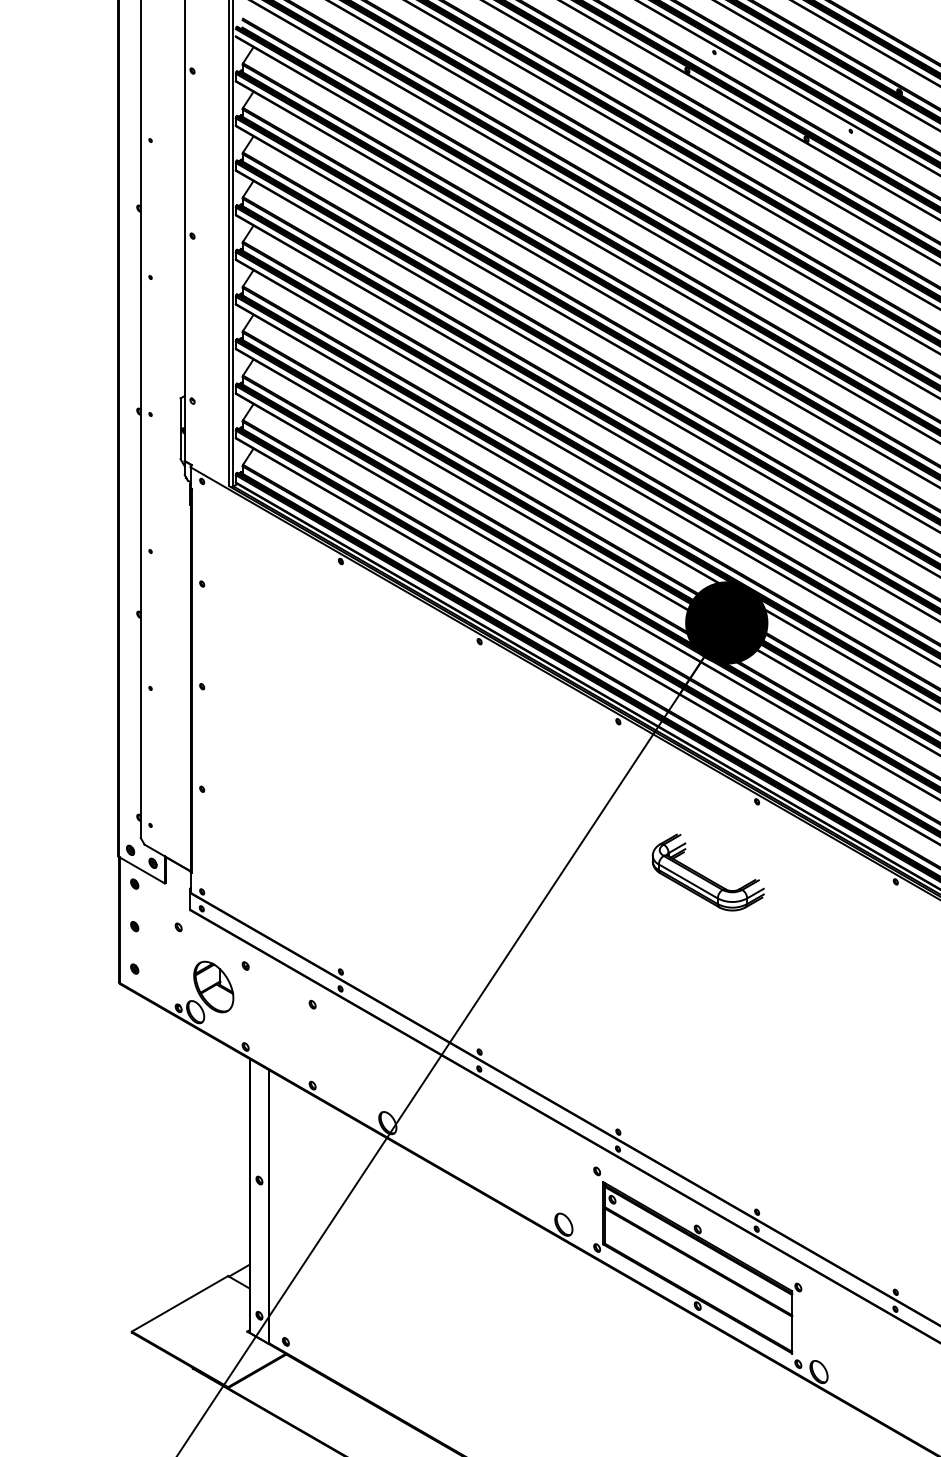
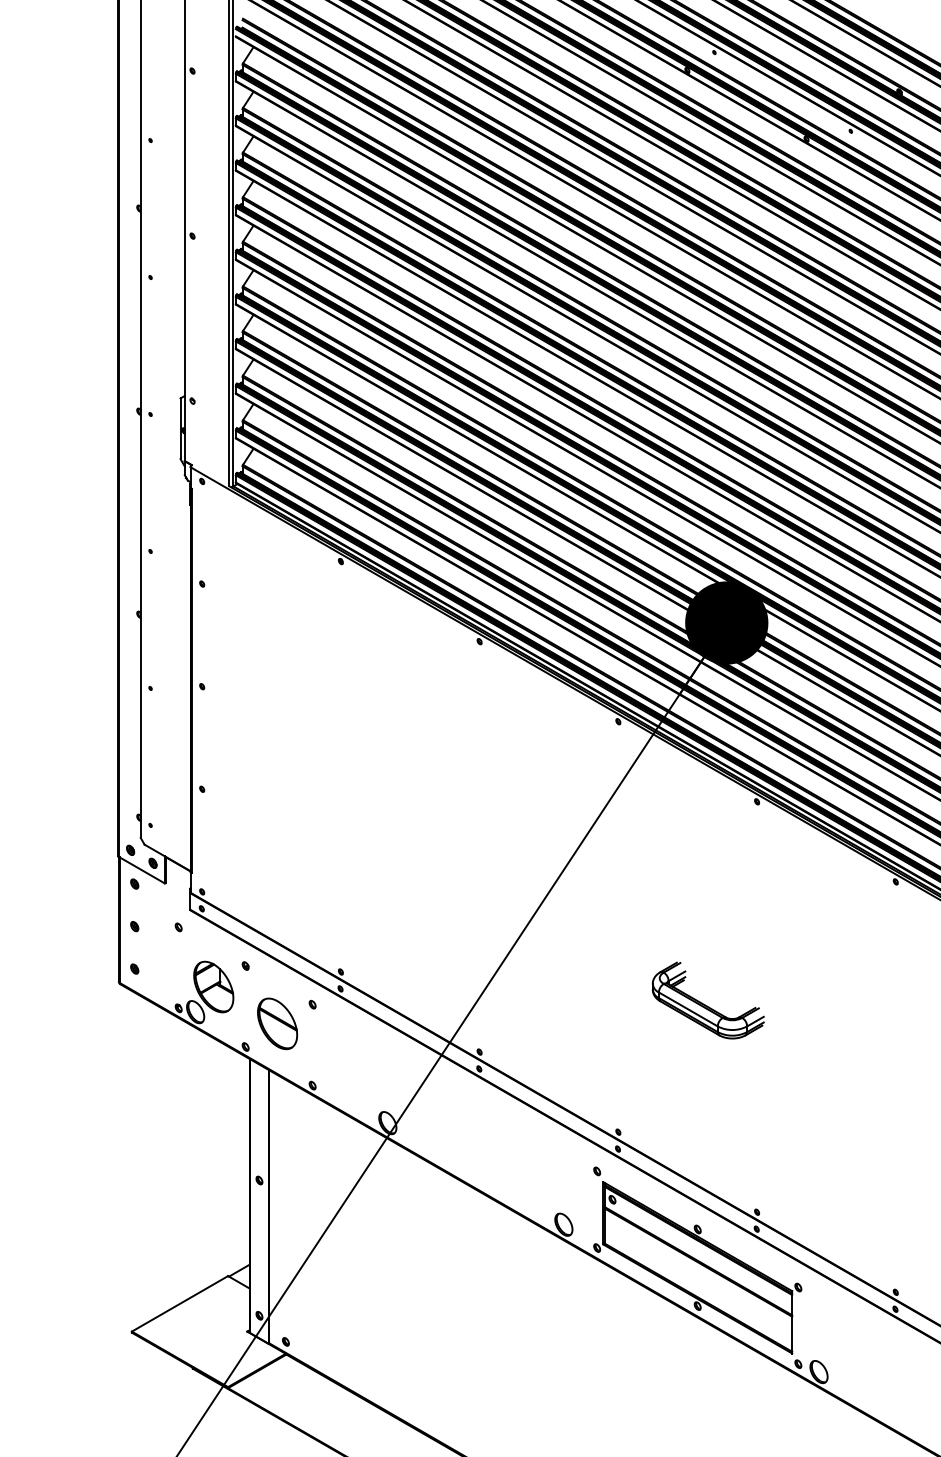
part position: (707, 872) -> (707, 1000) (707, 1000)
part: none -> present (277, 1023)
